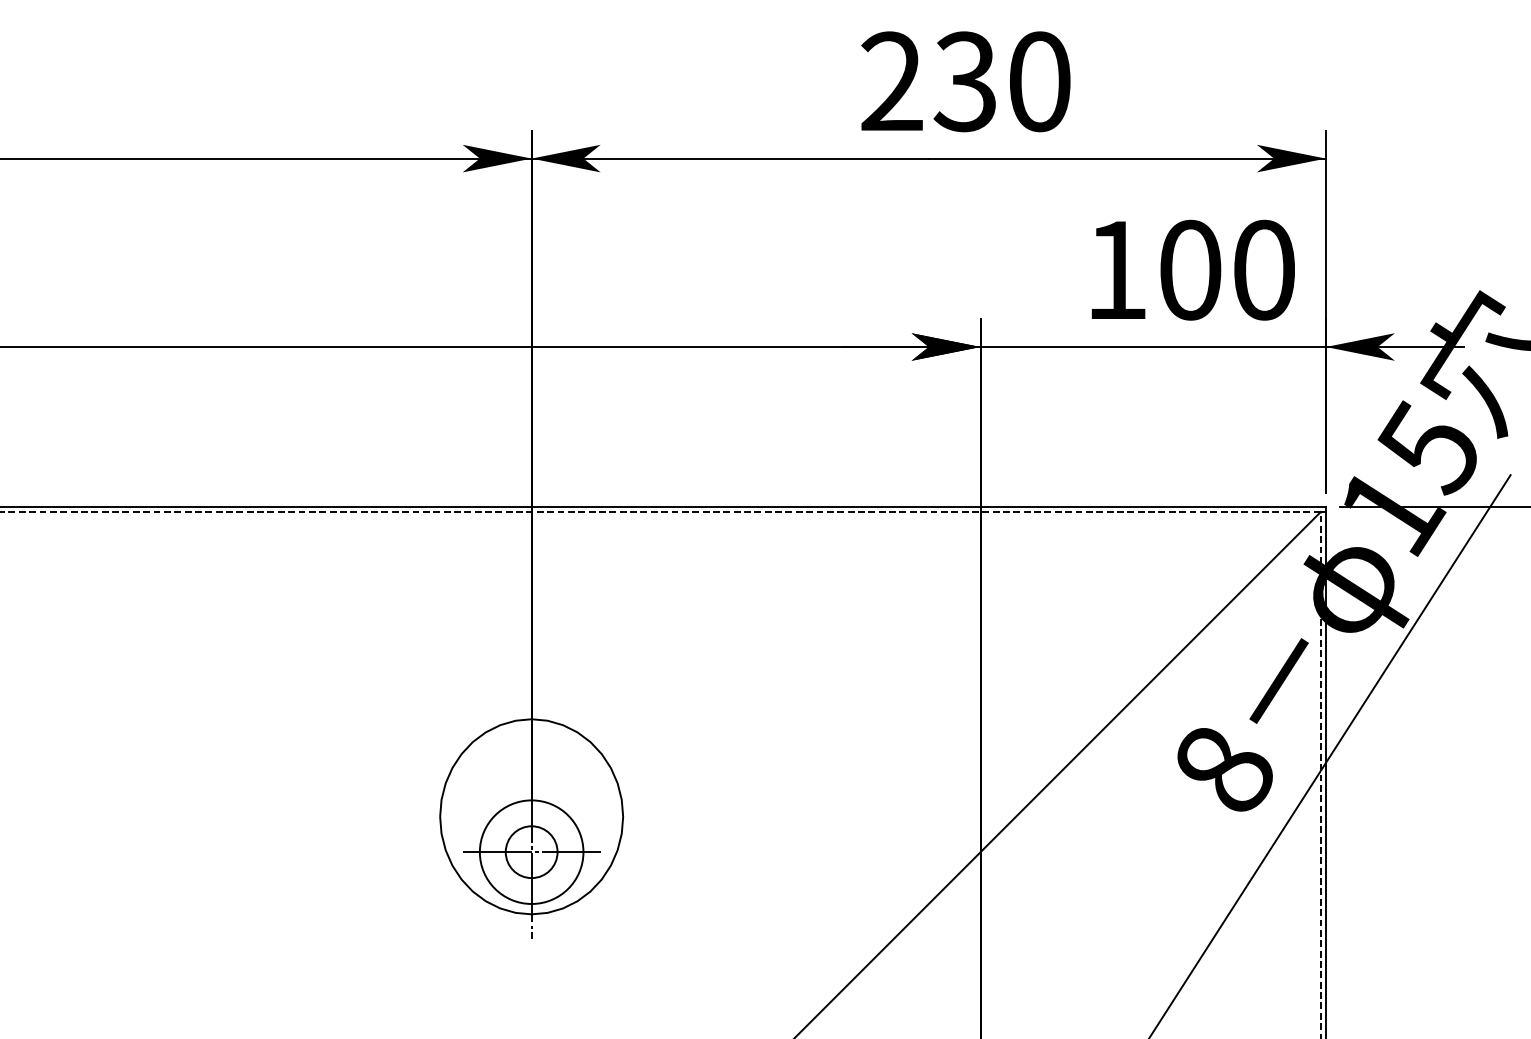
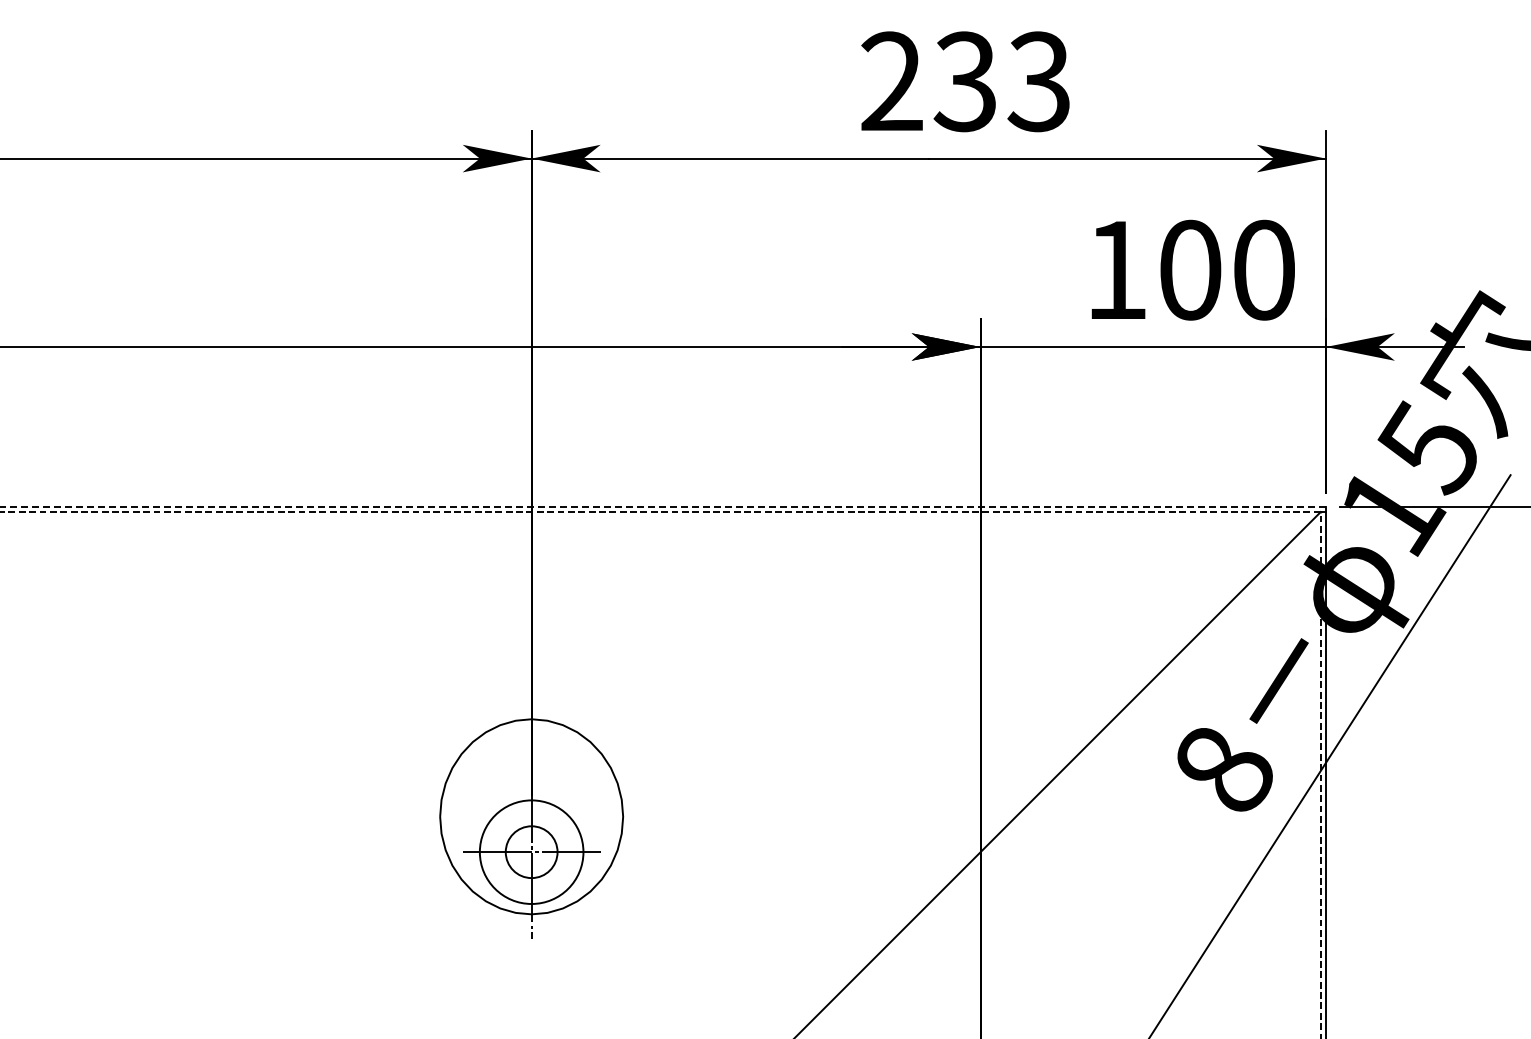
text: 230 -> 233 (1038, 81)
line: solid -> dashed (662, 506)
